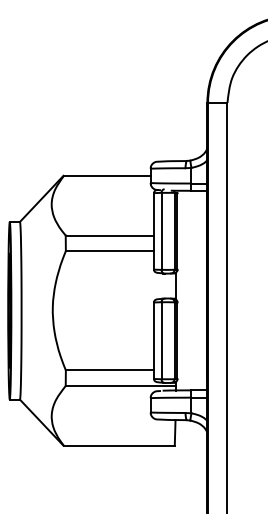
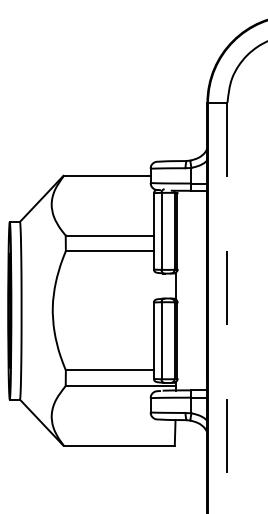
line: solid -> dashed (227, 308)
